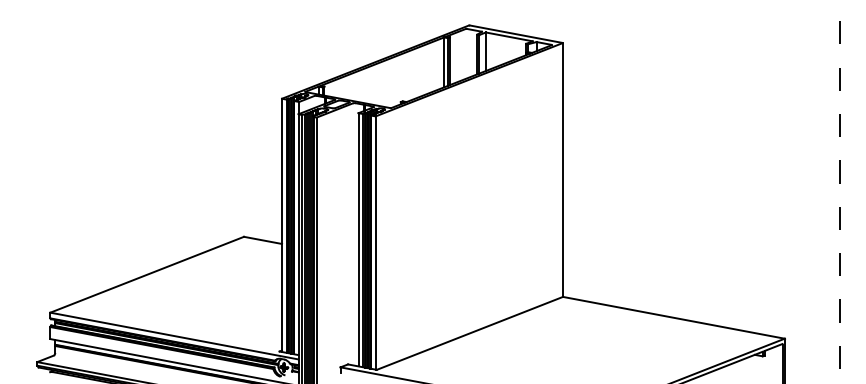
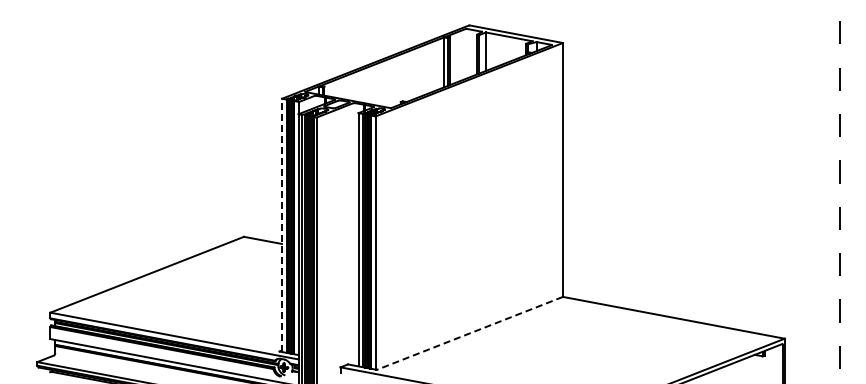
line: solid -> dashed (282, 225)
line: solid -> dashed (469, 333)
